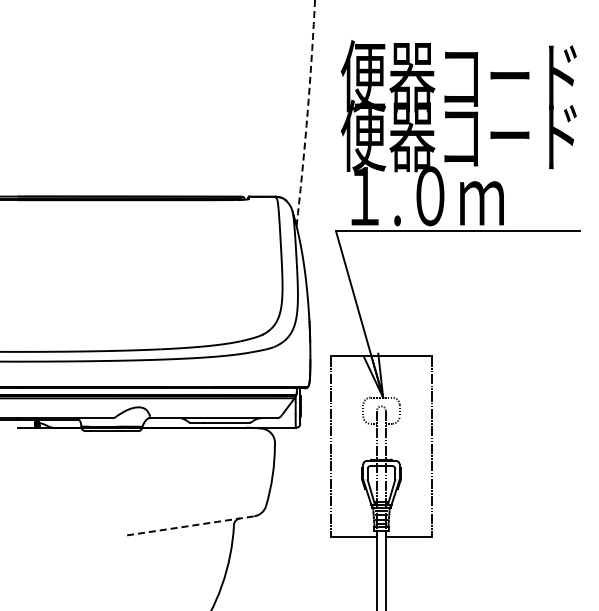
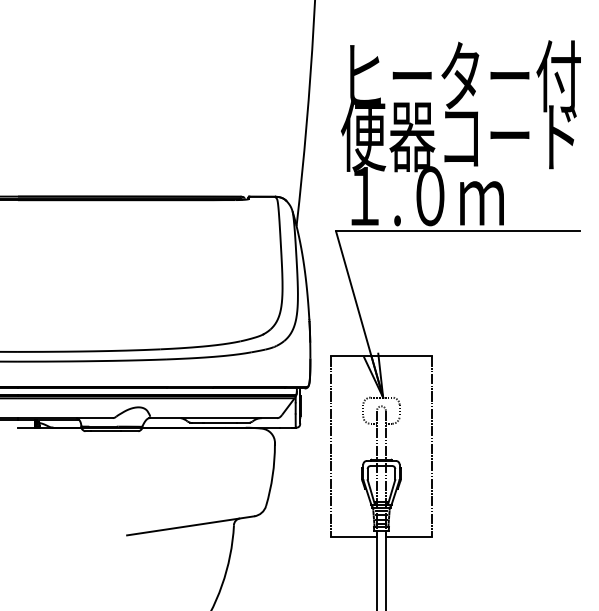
text: 便器コード -> ヒーター付 (460, 76)
arc: dashed -> solid (307, 113)
line: dashed -> solid (191, 525)
